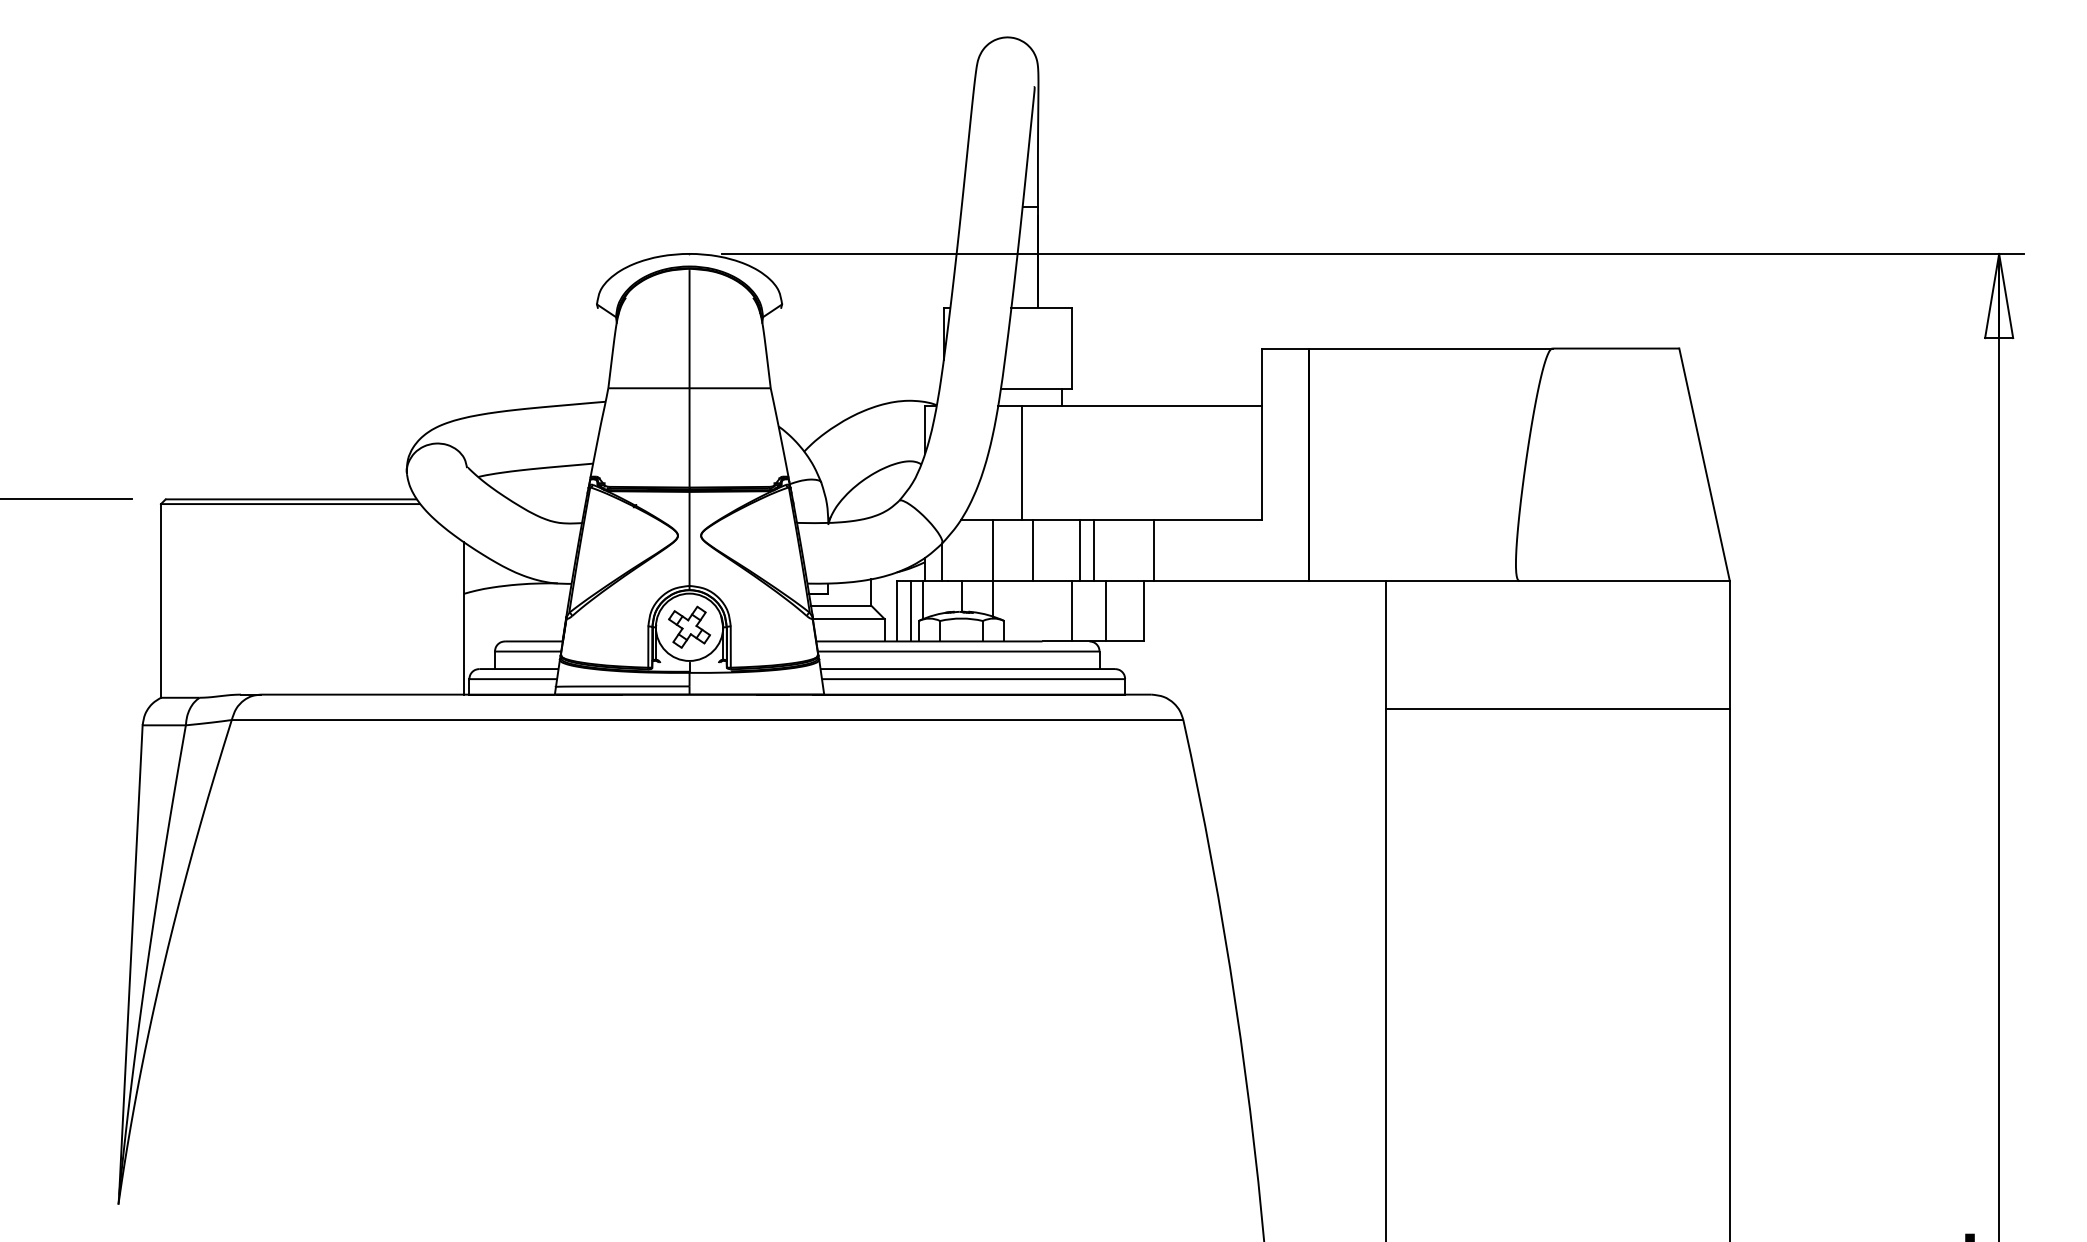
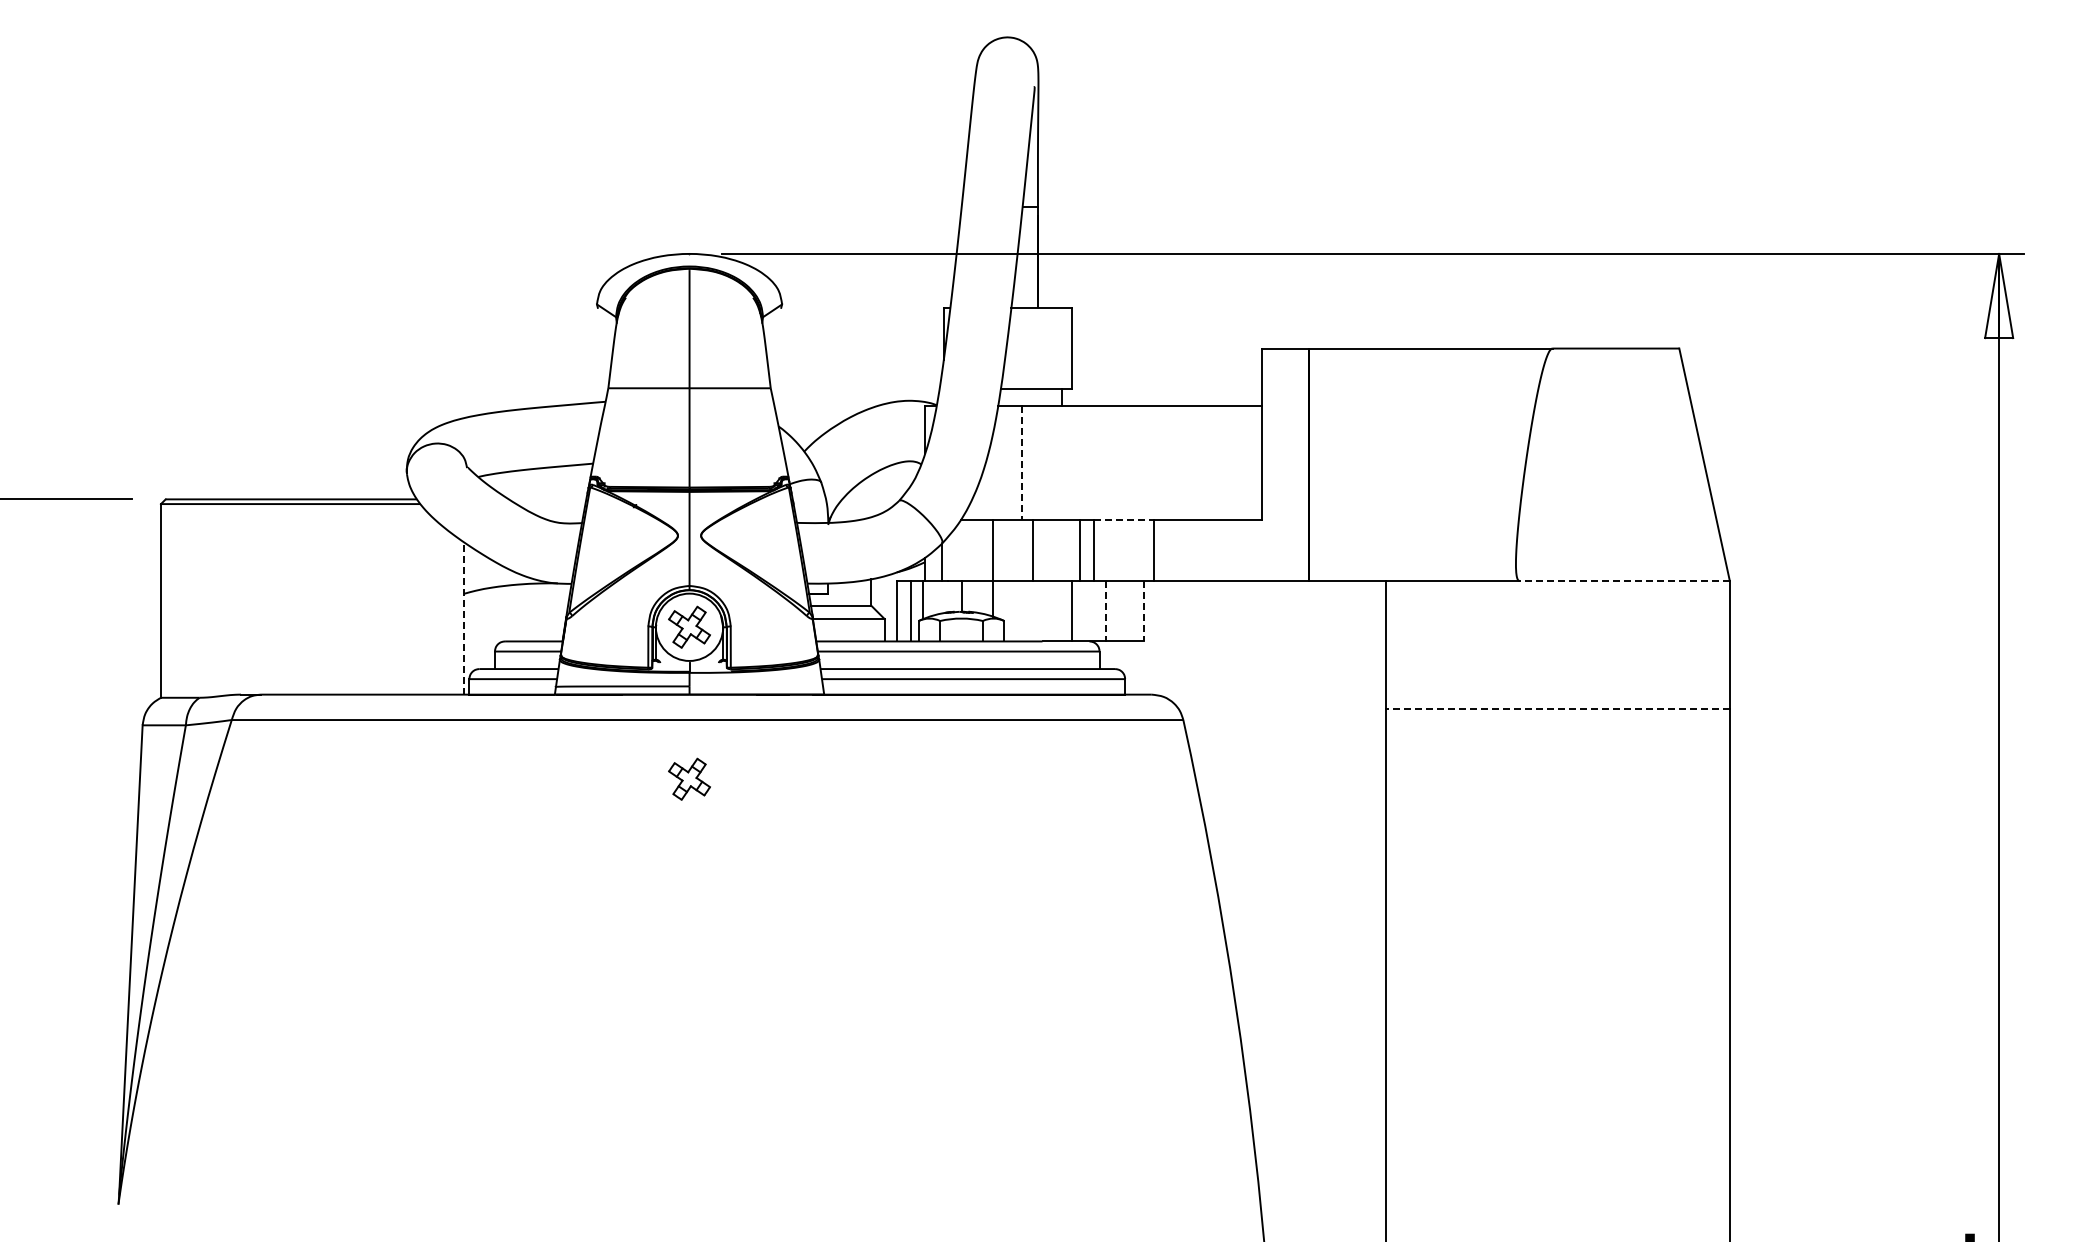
line: solid -> dashed (1022, 463)
line: solid -> dashed (1124, 520)
line: solid -> dashed (1624, 580)
line: solid -> dashed (1105, 611)
line: solid -> dashed (1144, 611)
line: solid -> dashed (463, 617)
line: solid -> dashed (1558, 708)
part: none -> present (689, 778)
